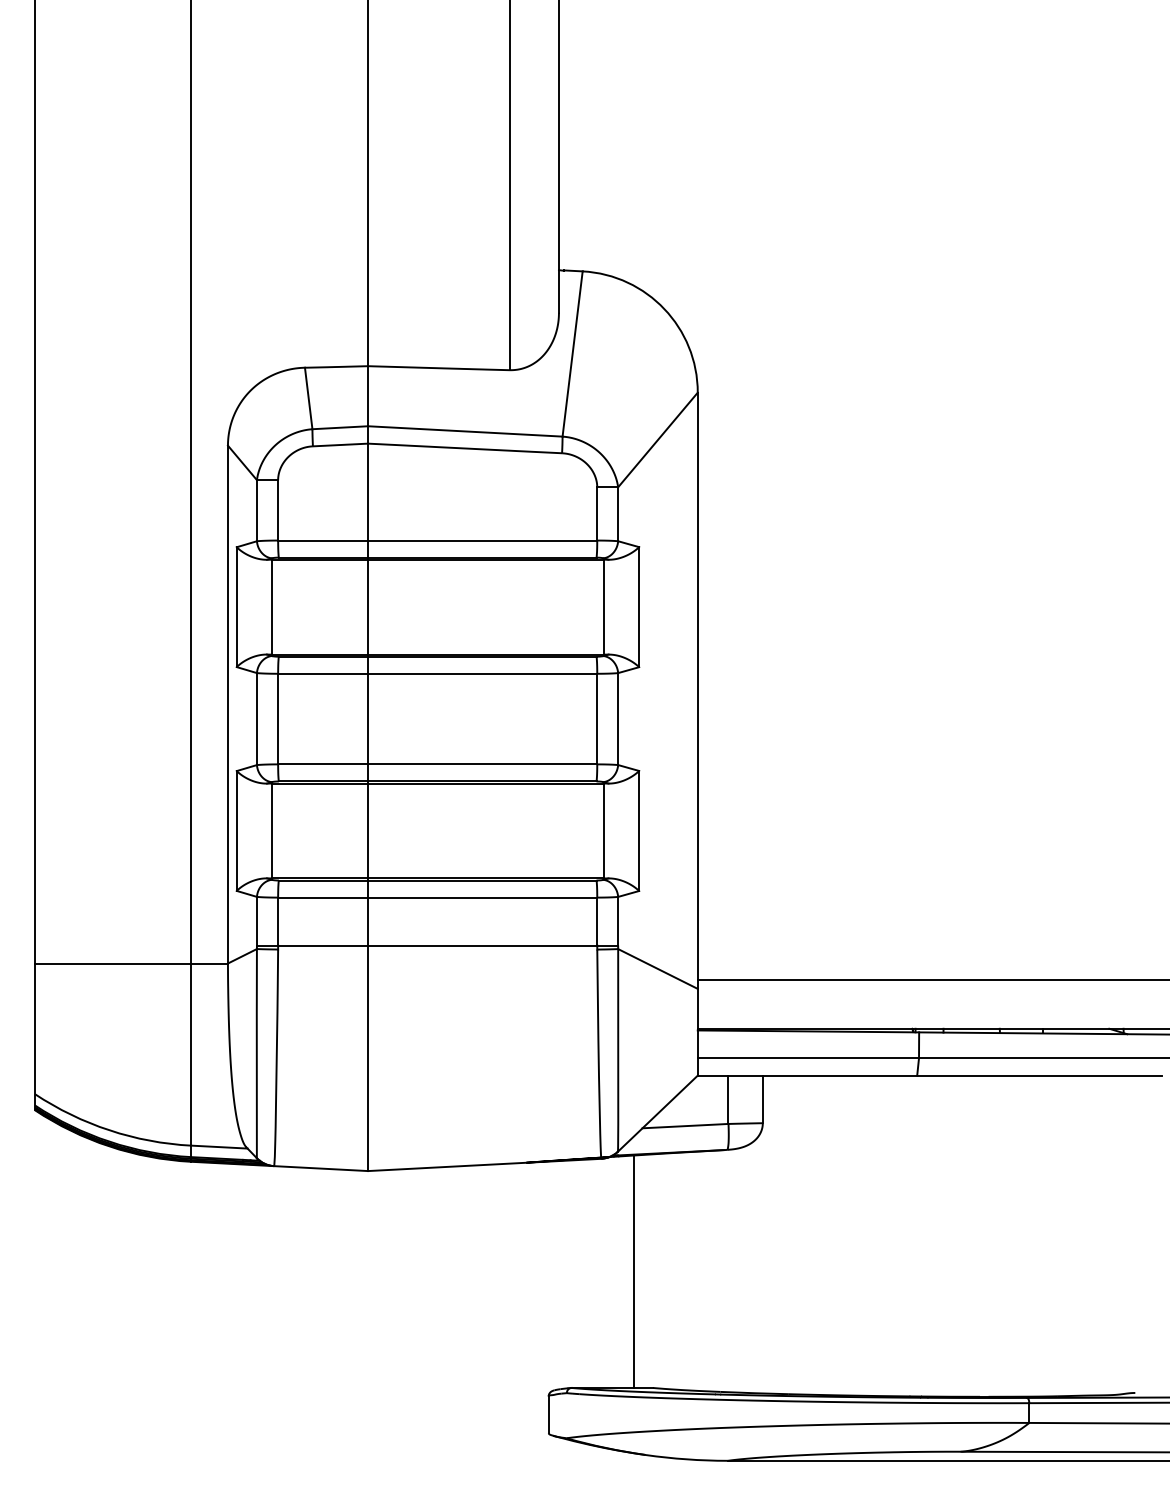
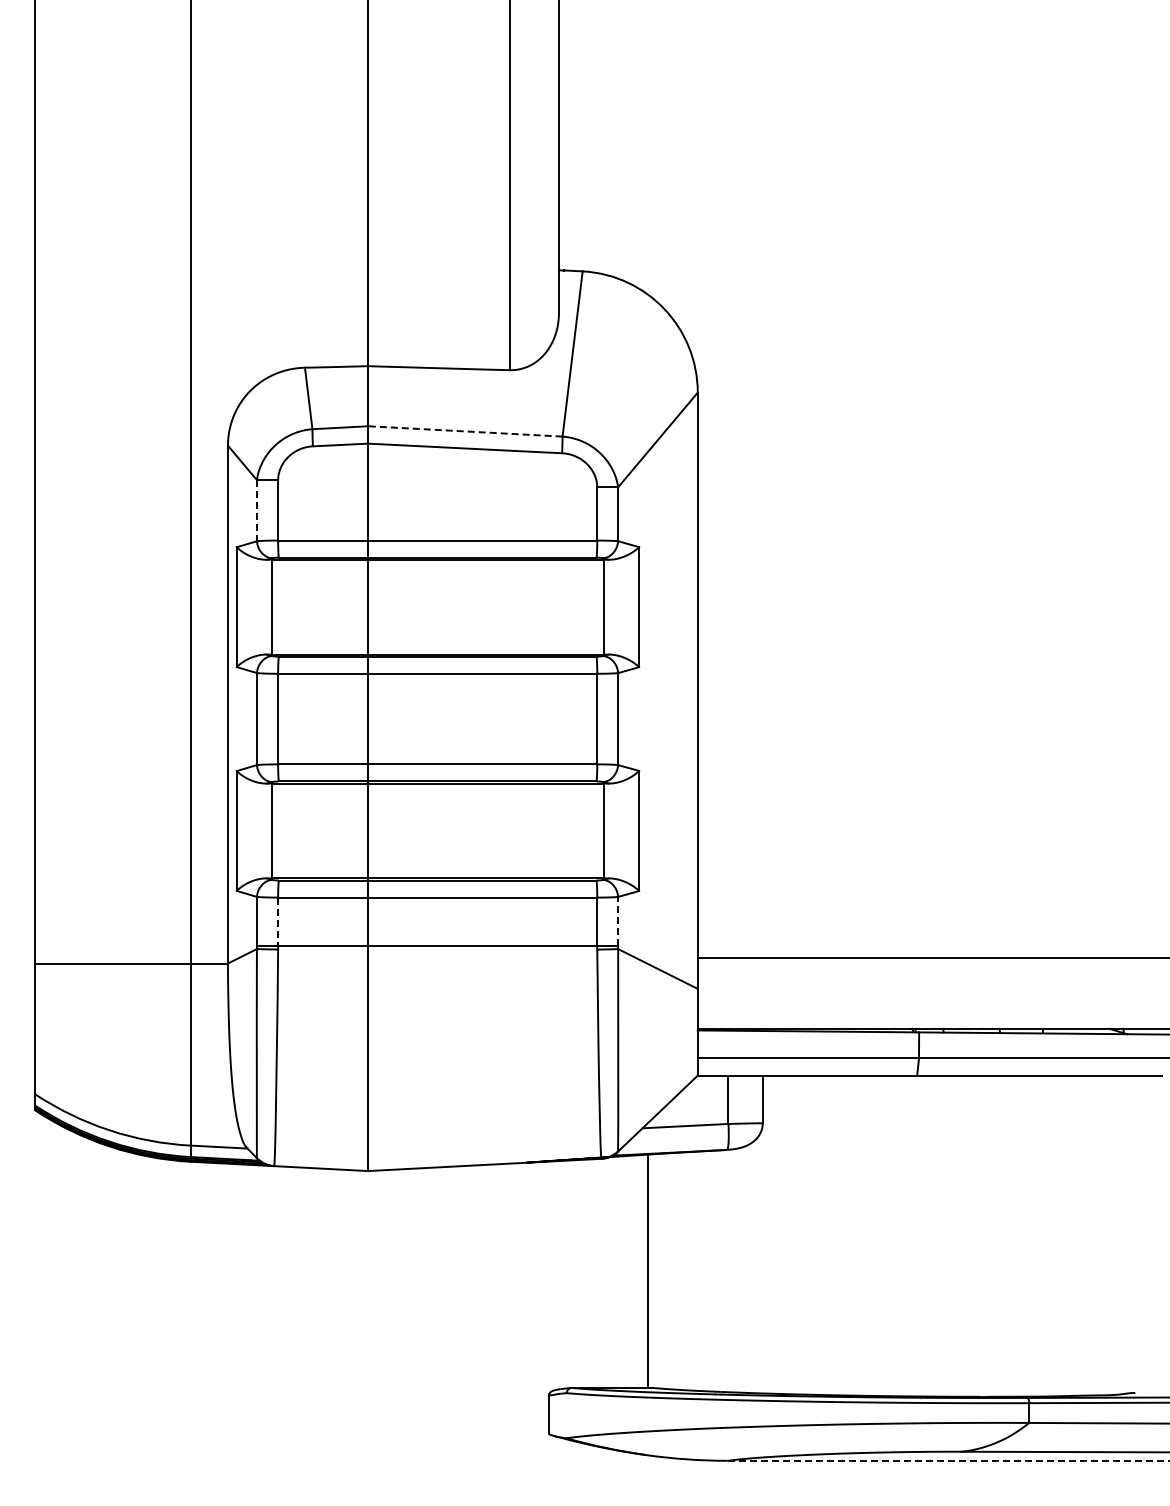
line: solid -> dashed (464, 431)
line: solid -> dashed (256, 510)
line: solid -> dashed (618, 920)
line: solid -> dashed (278, 921)
line position: (931, 980) -> (931, 958) (931, 958)
line position: (634, 1271) -> (648, 1271) (648, 1271)
line: solid -> dashed (948, 1460)
